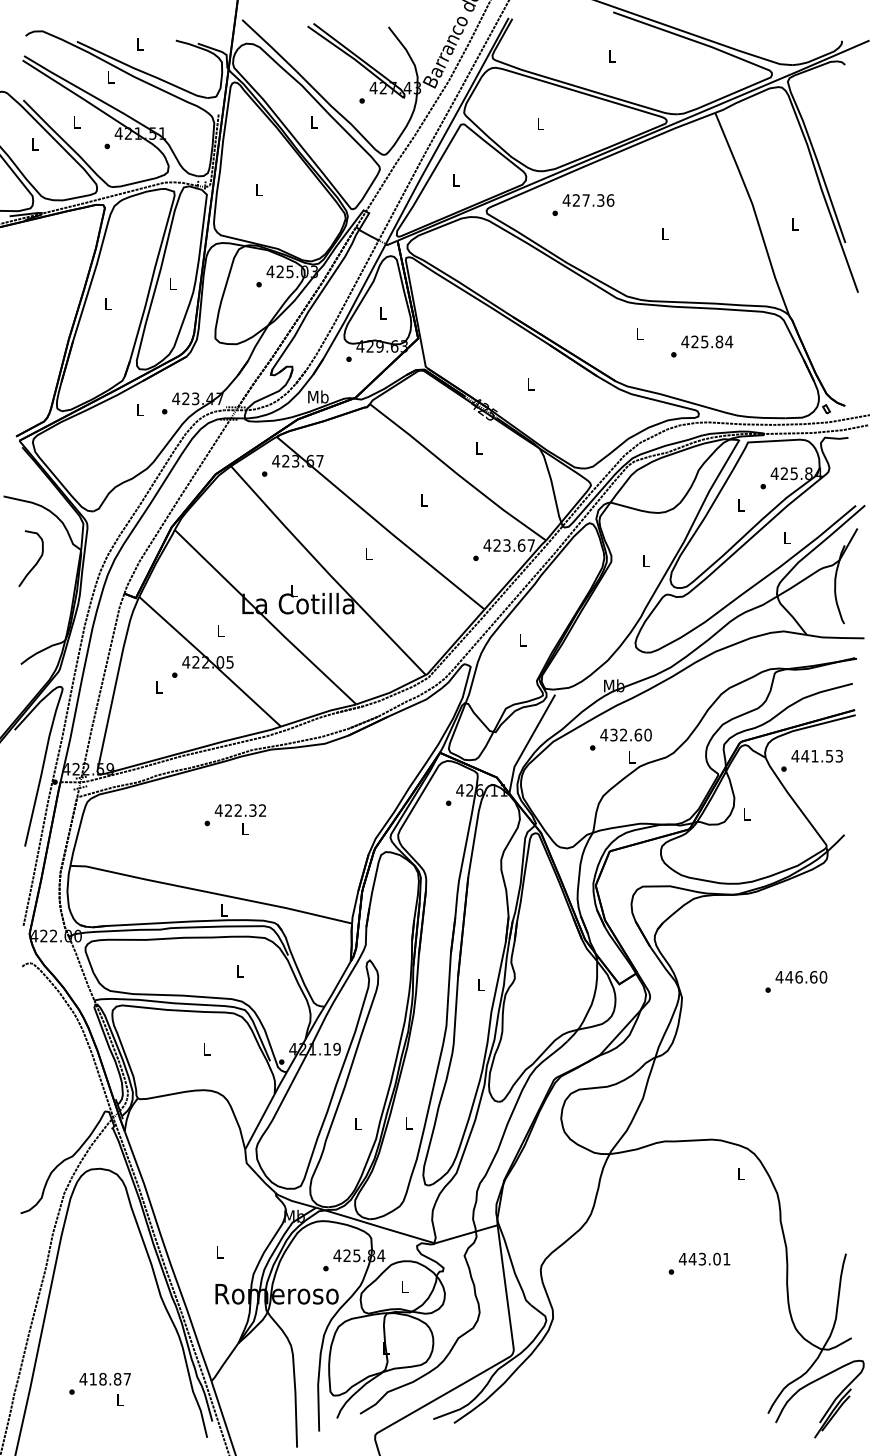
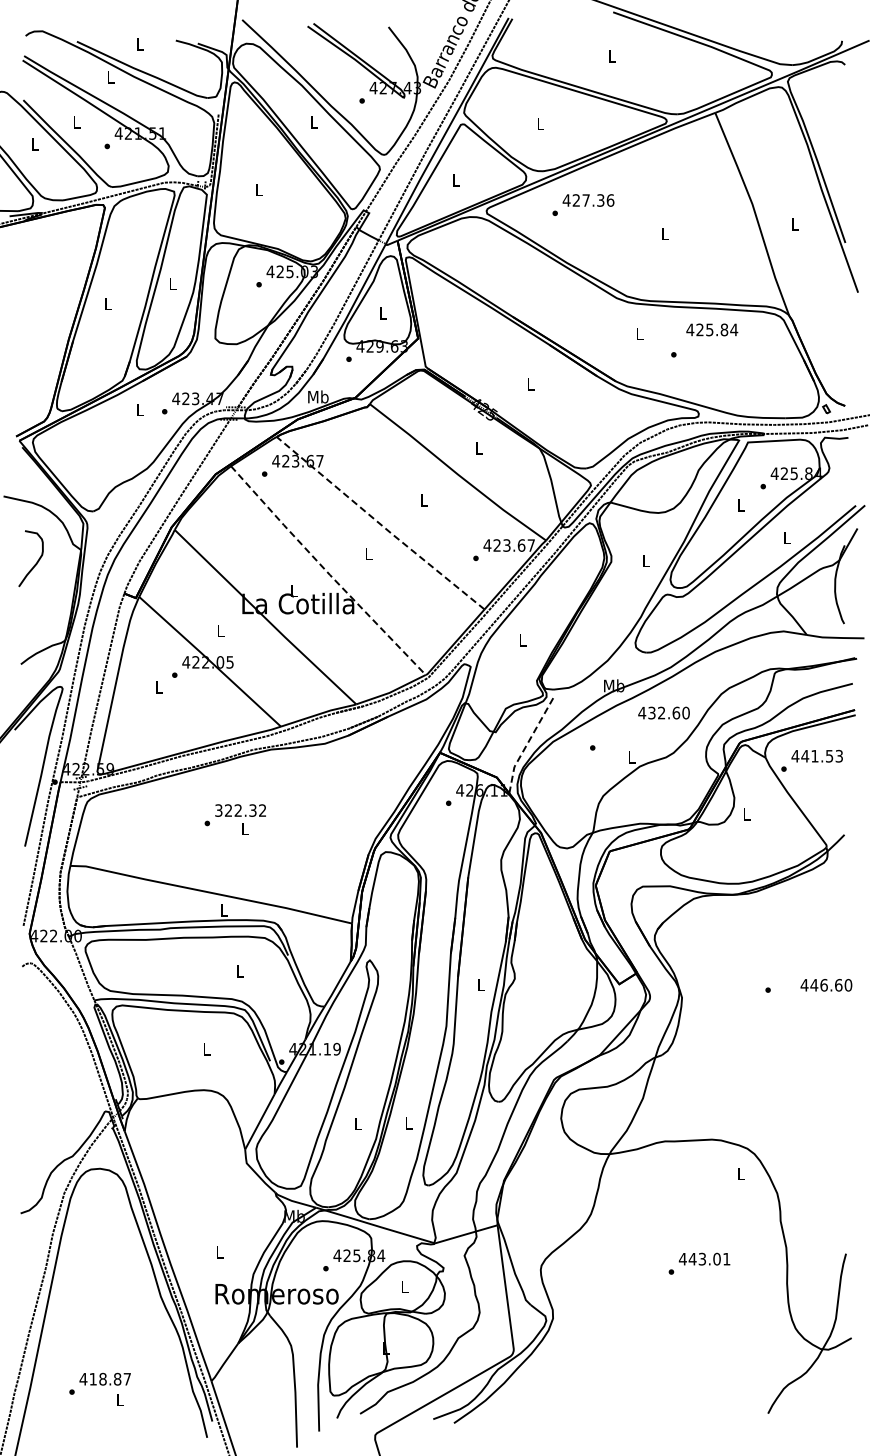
text position: (707, 341) -> (712, 329) (712, 329)
line: solid -> dashed (380, 524)
line: solid -> dashed (326, 571)
text position: (625, 734) -> (663, 712) (663, 712)
line: solid -> dashed (528, 742)
text: 422.32 -> 322.32 (218, 810)
text position: (801, 977) -> (826, 985) (826, 985)
part: present -> none (829, 1406)
